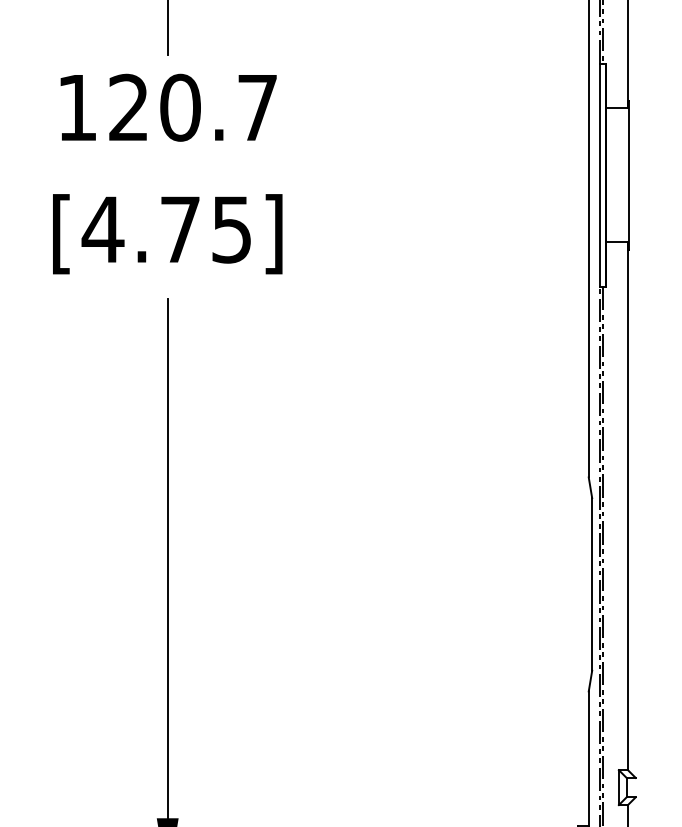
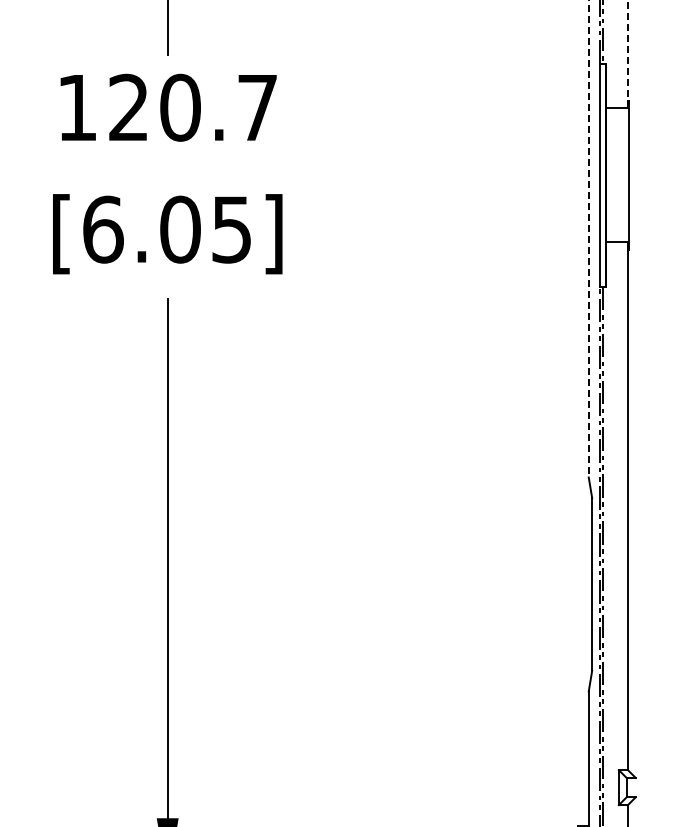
line: solid -> dashed (627, 54)
text: [4.75] -> [6.05] (140, 229)
line: solid -> dashed (588, 239)
